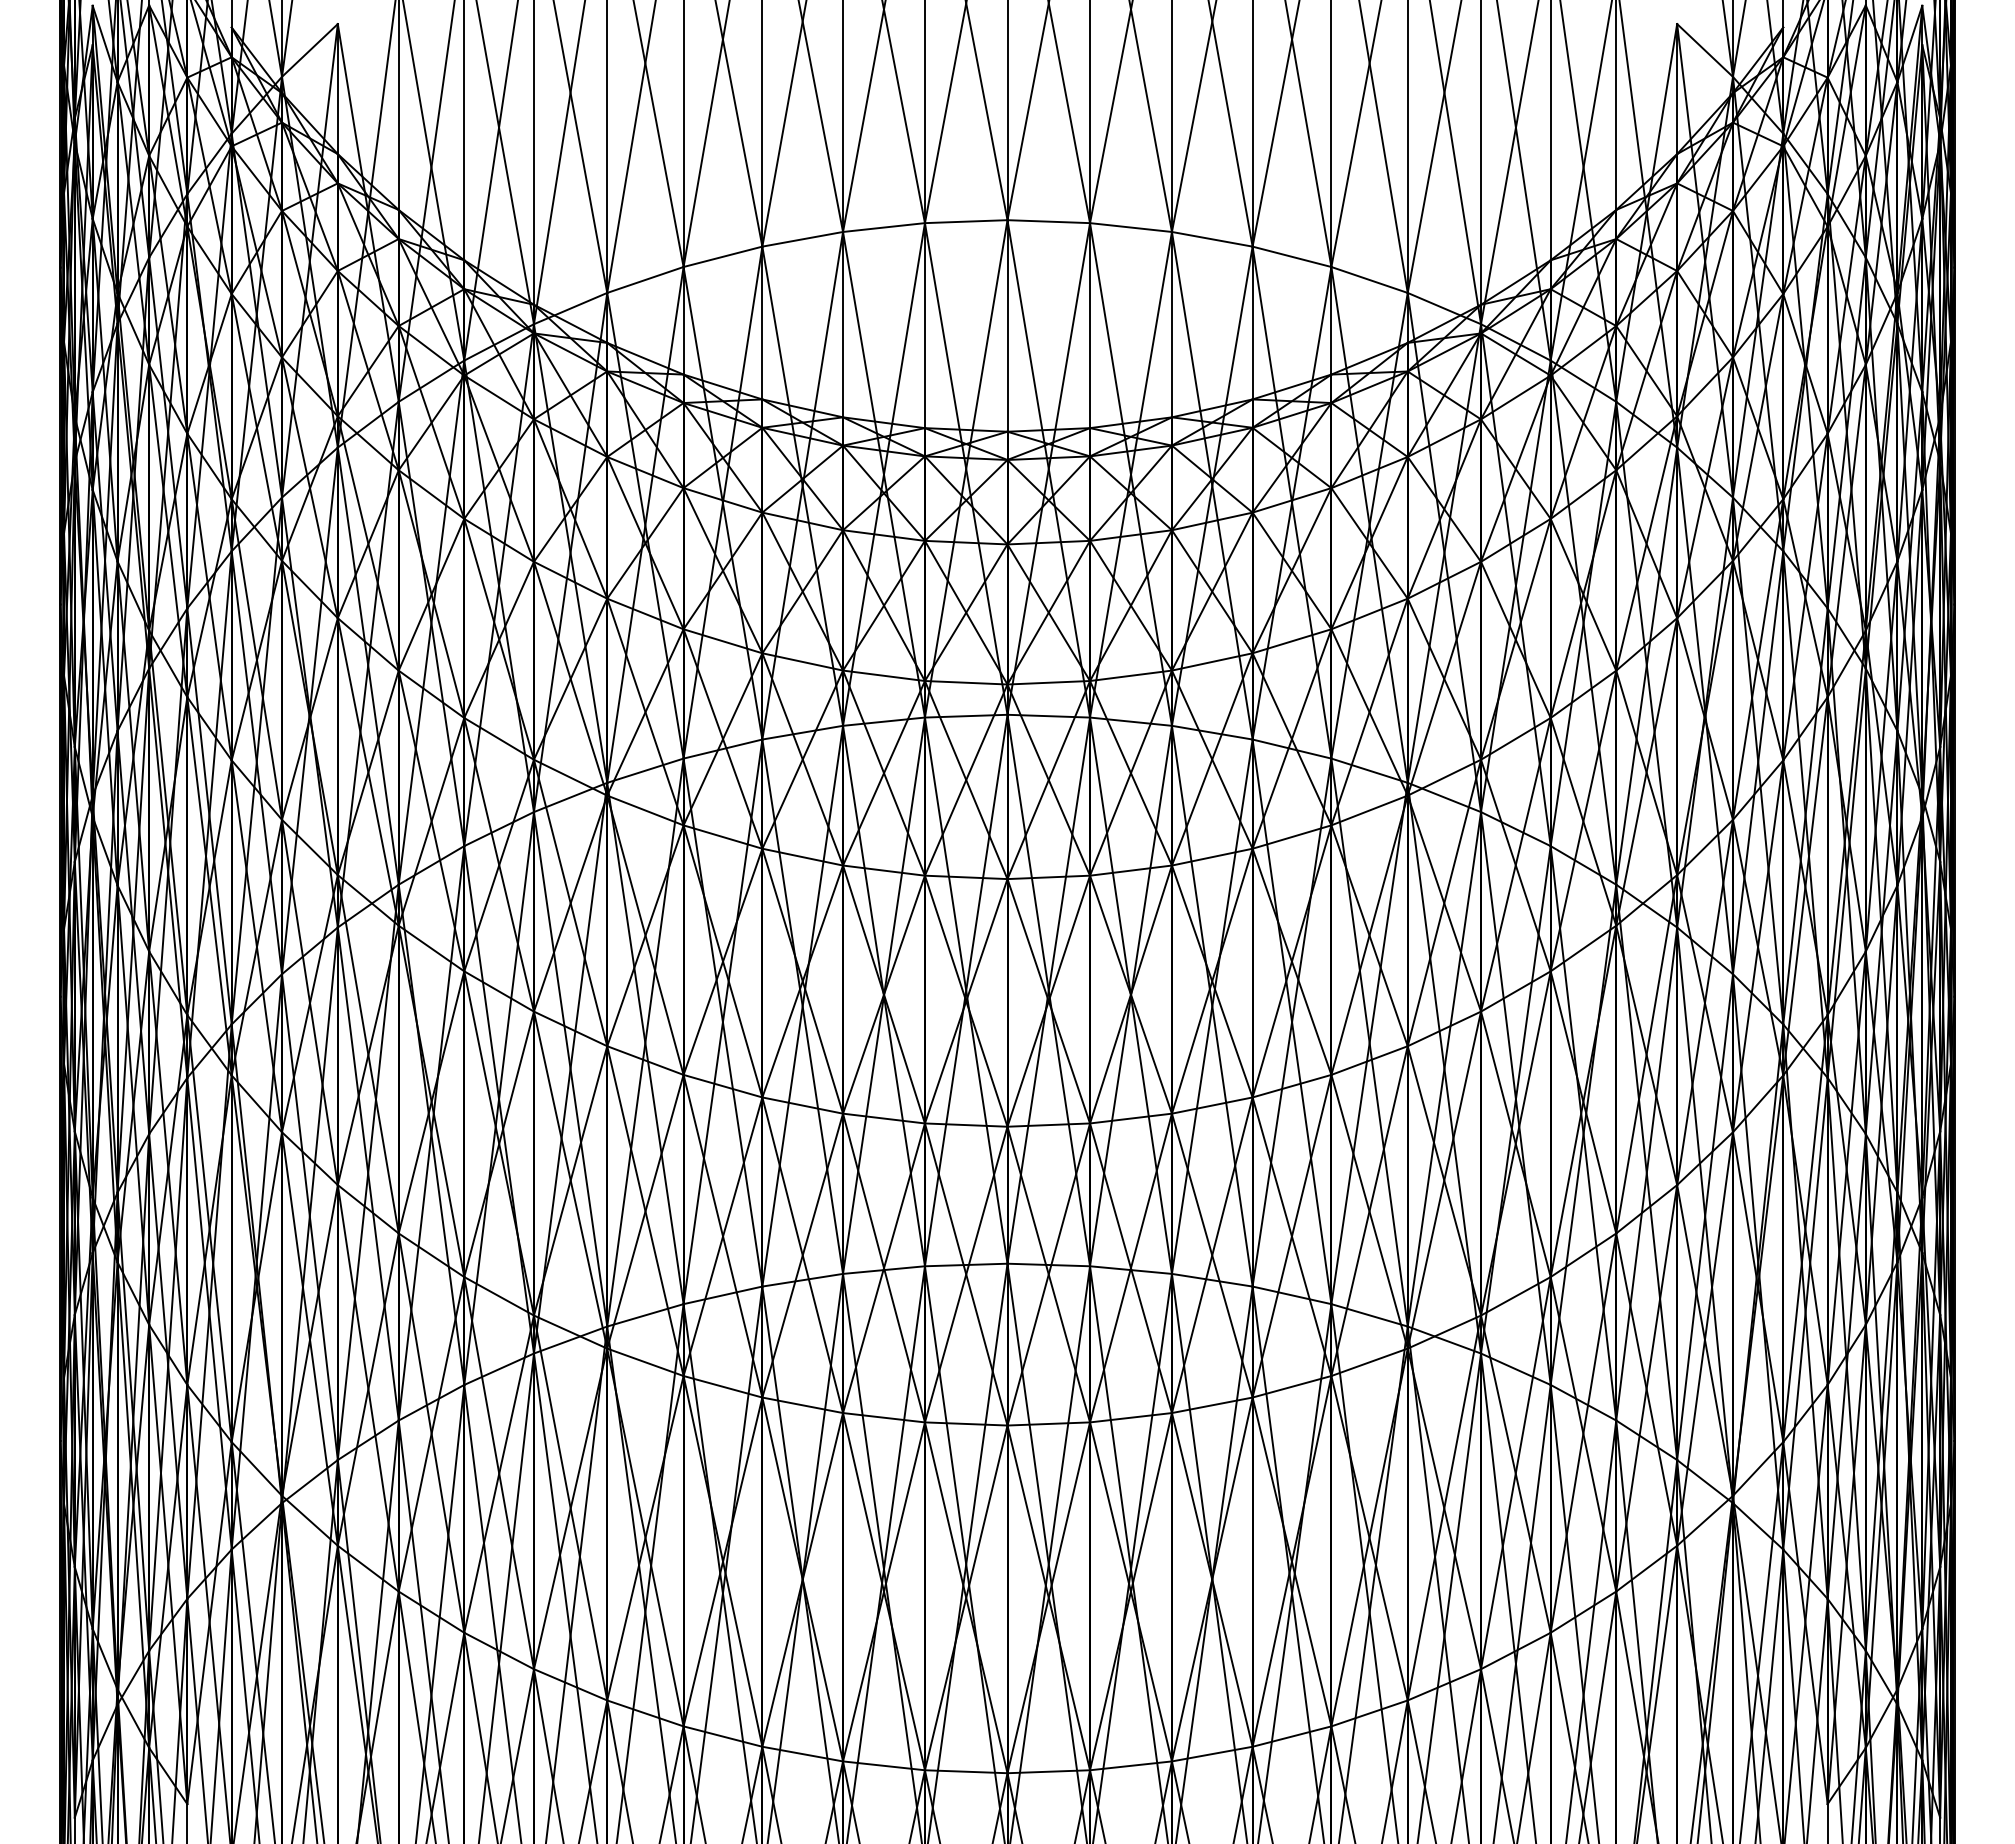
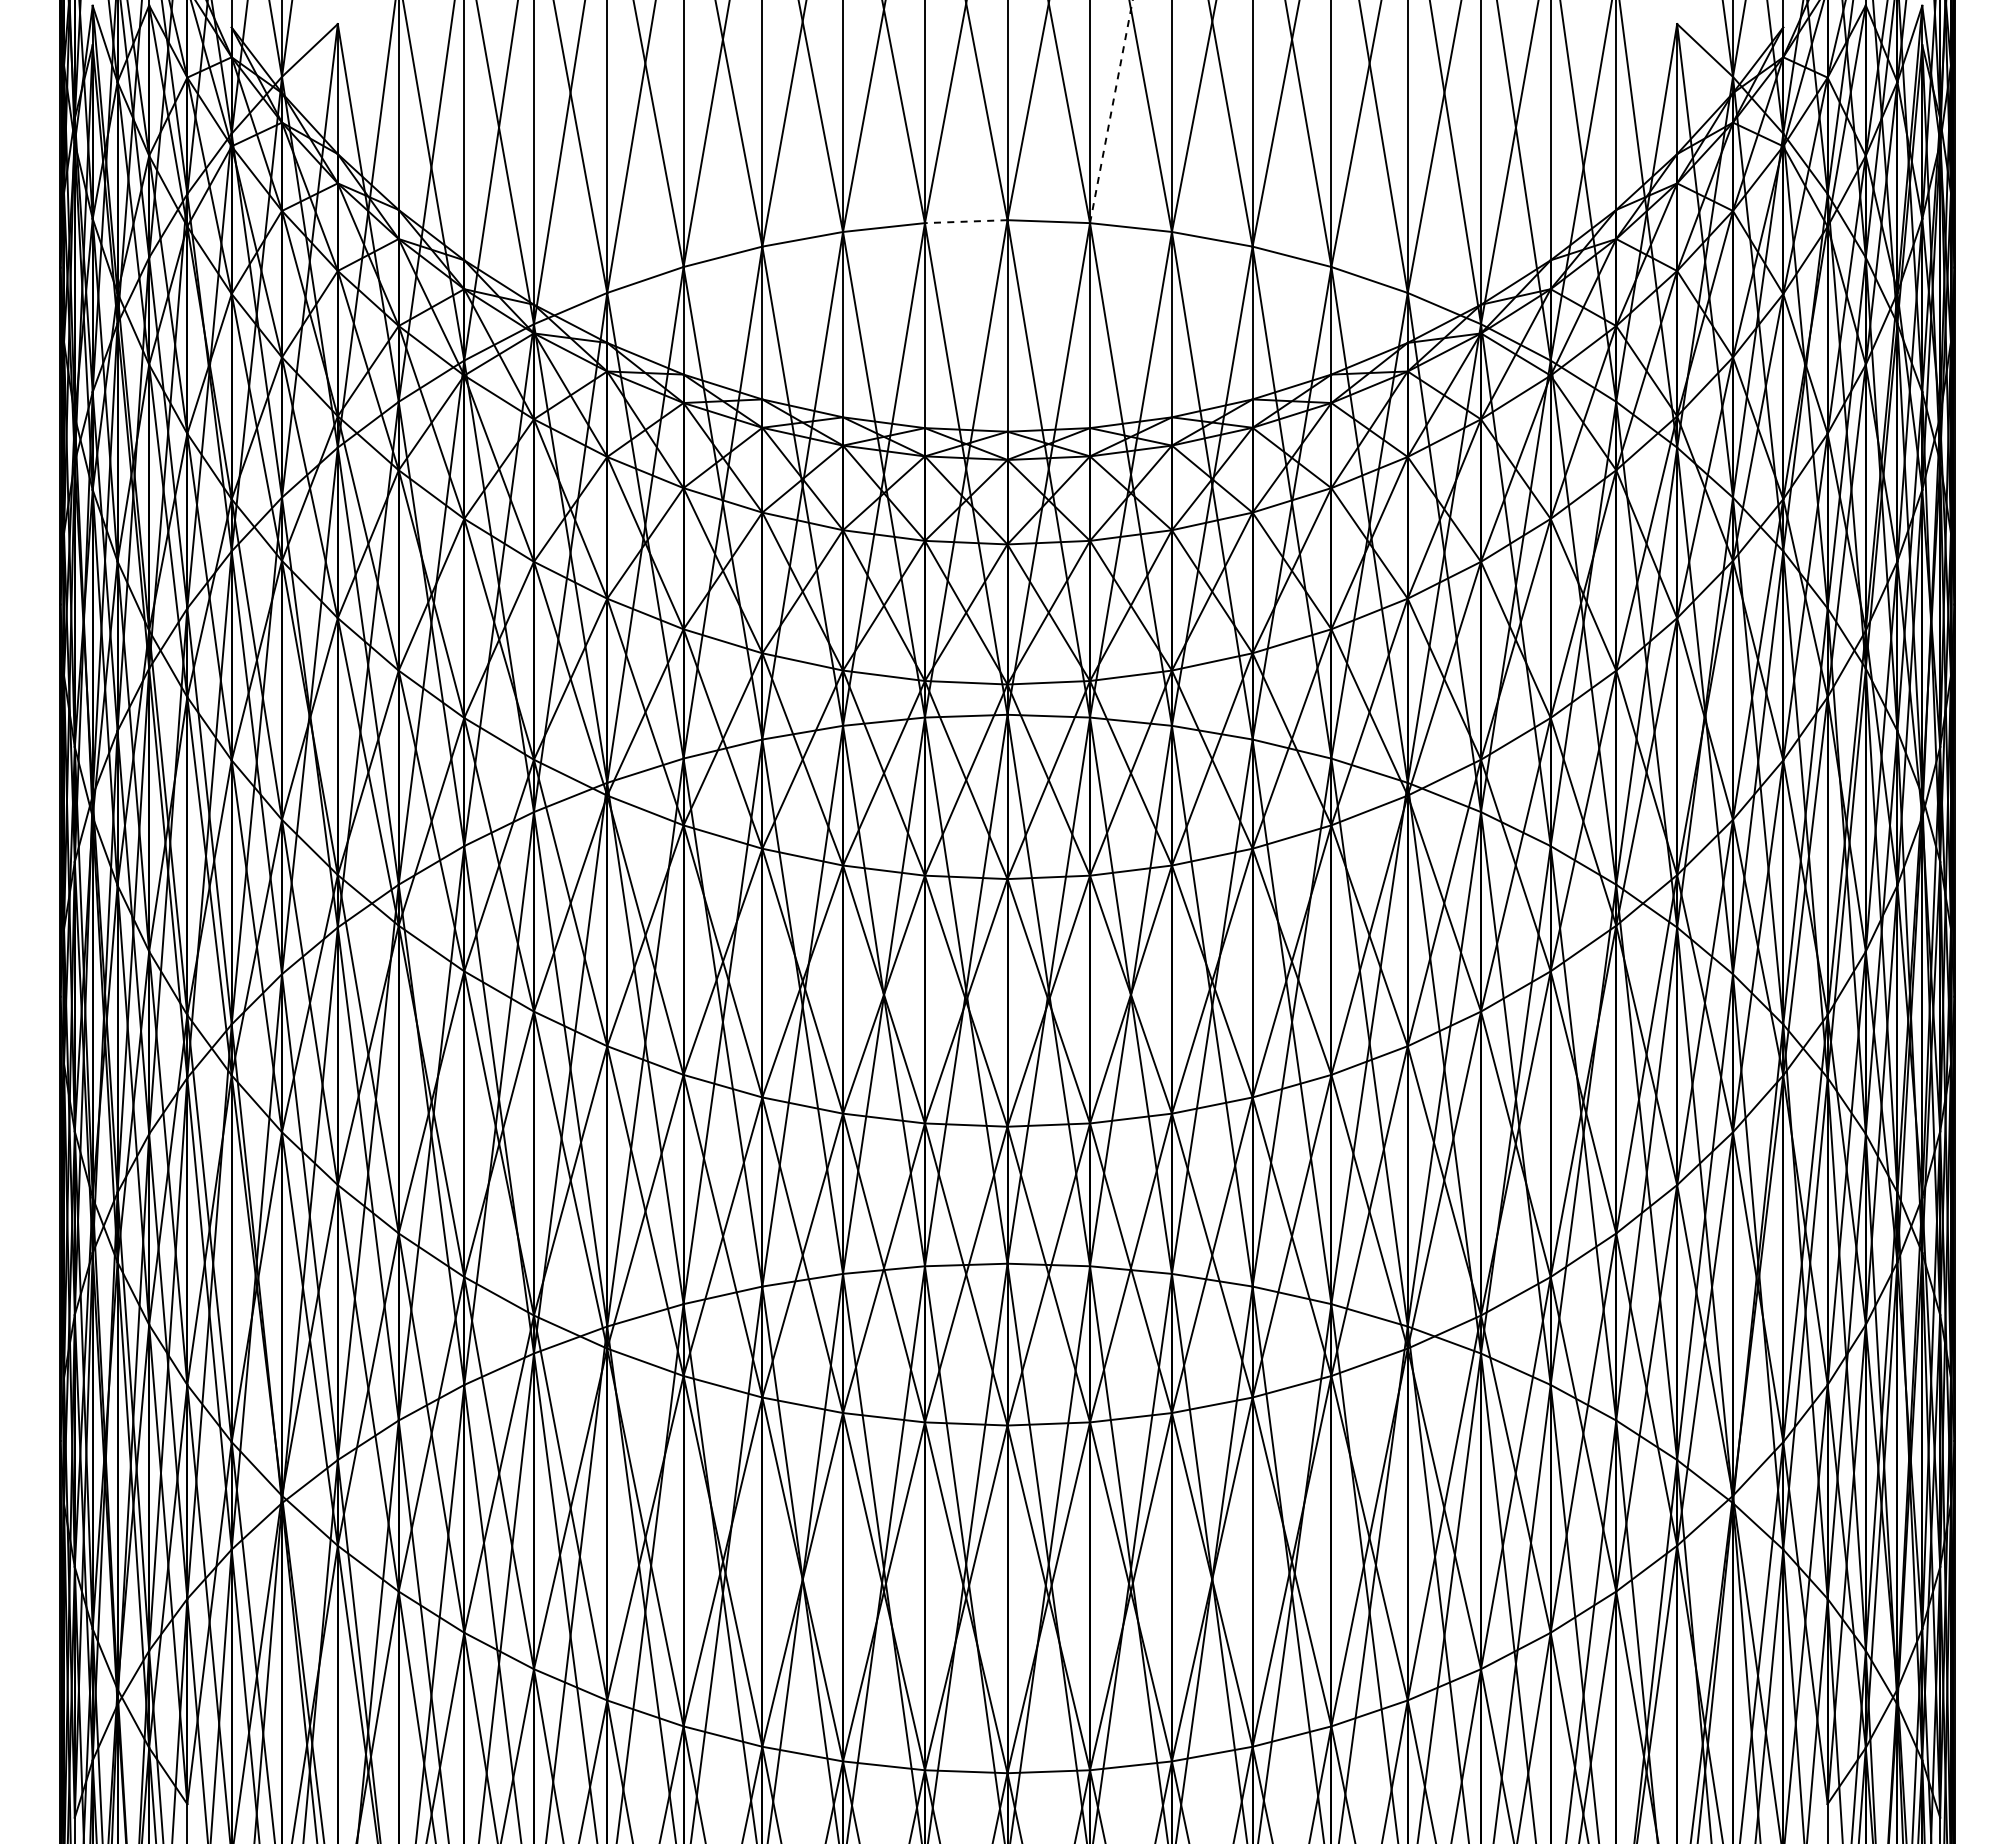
line: solid -> dashed (1111, 111)
line: solid -> dashed (965, 221)
